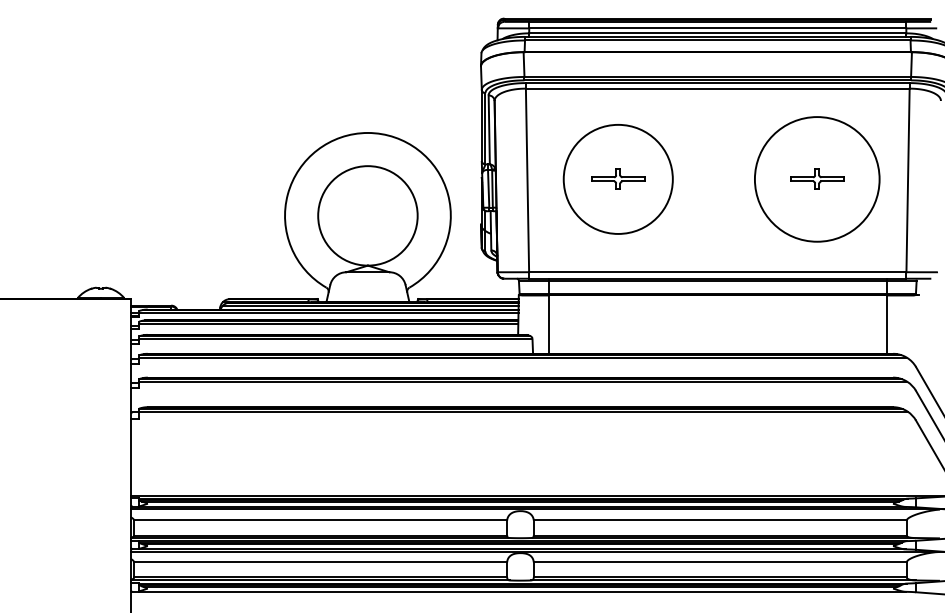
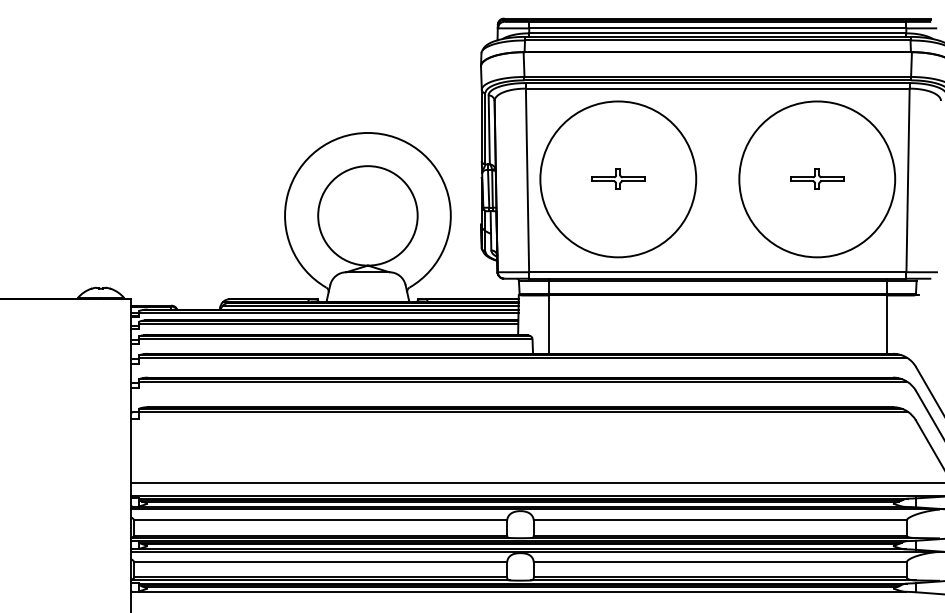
circle diameter: 109 px -> 156 px (618, 179)
circle diameter: 125 px -> 156 px (817, 179)
line: none -> present (535, 483)
